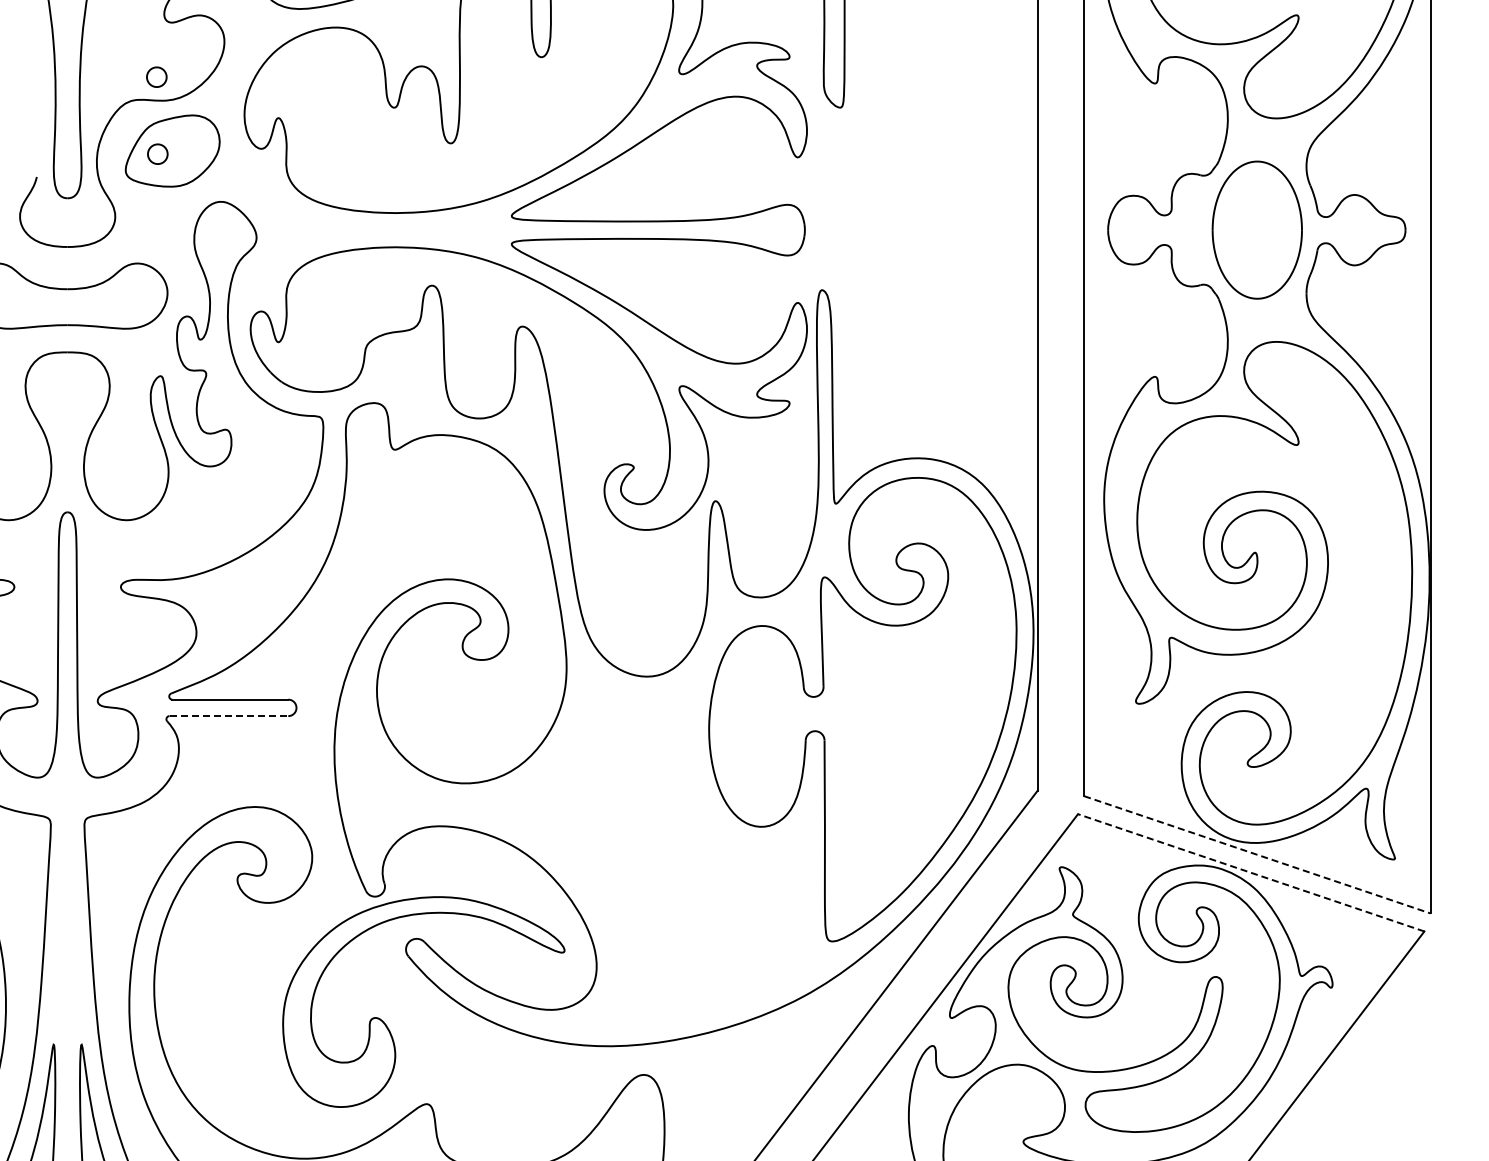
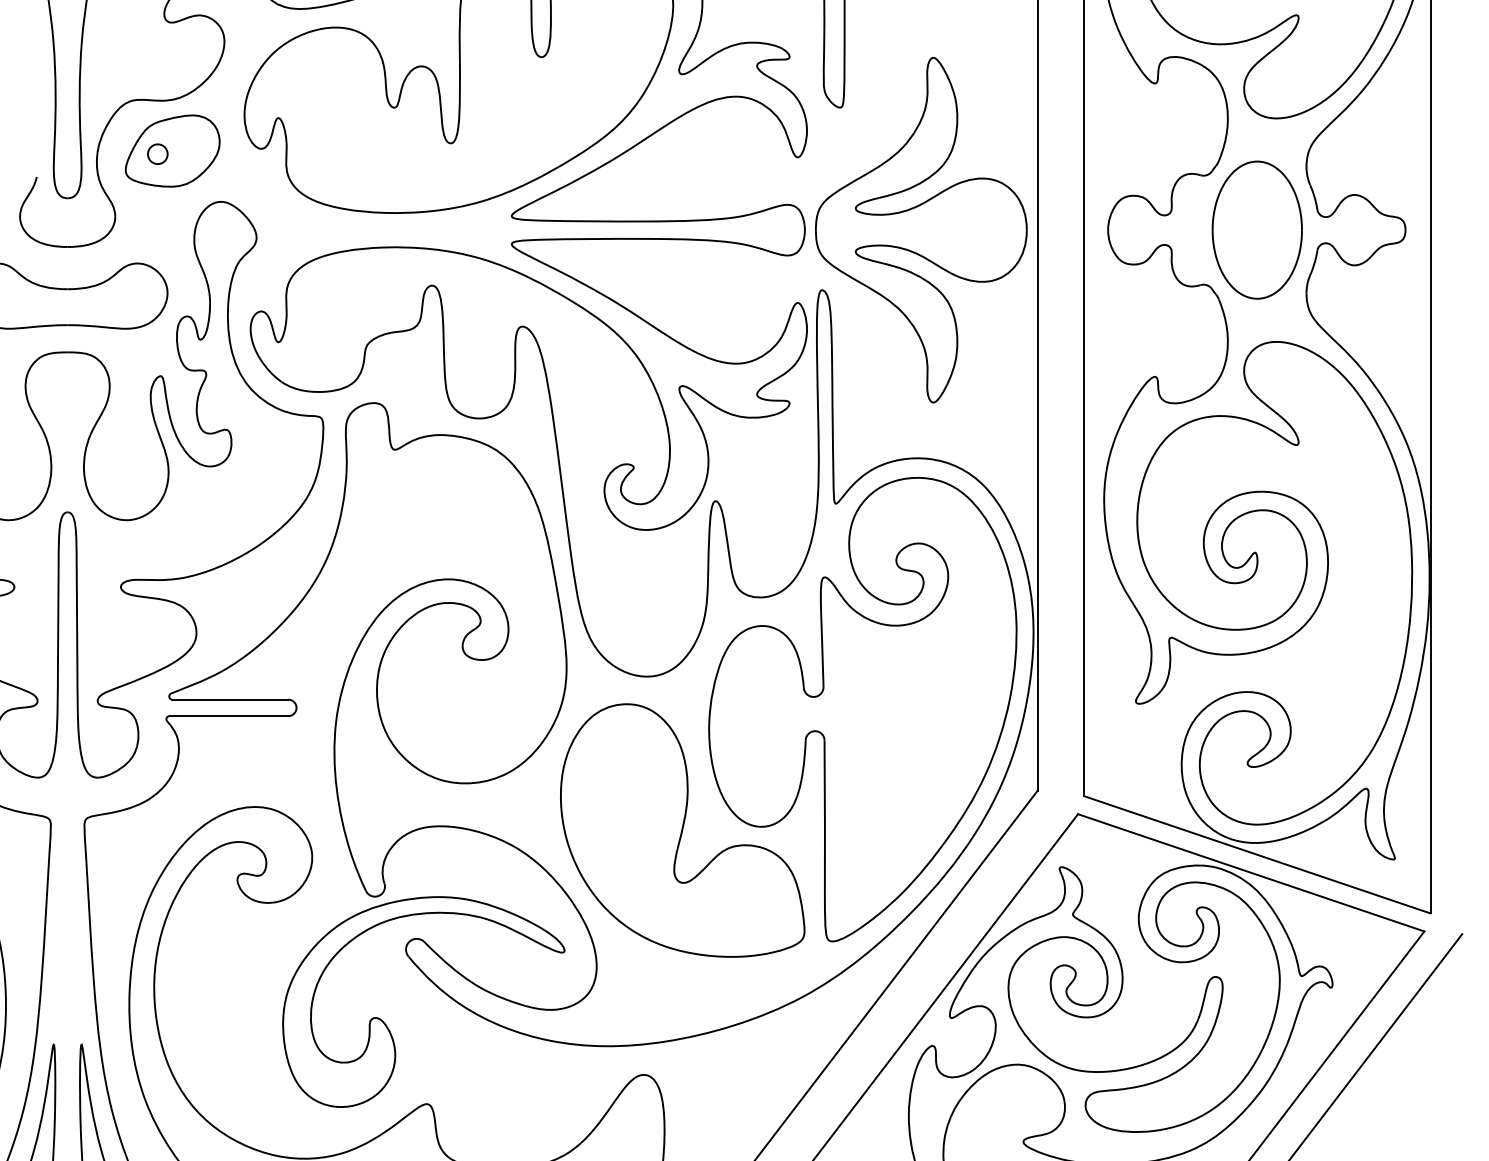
part: present -> none (156, 76)
part: none -> present (921, 230)
line: dashed -> solid (229, 716)
part: none -> present (682, 830)
line: dashed -> solid (1257, 854)
line: dashed -> solid (1251, 872)
line: none -> present (1376, 1045)
